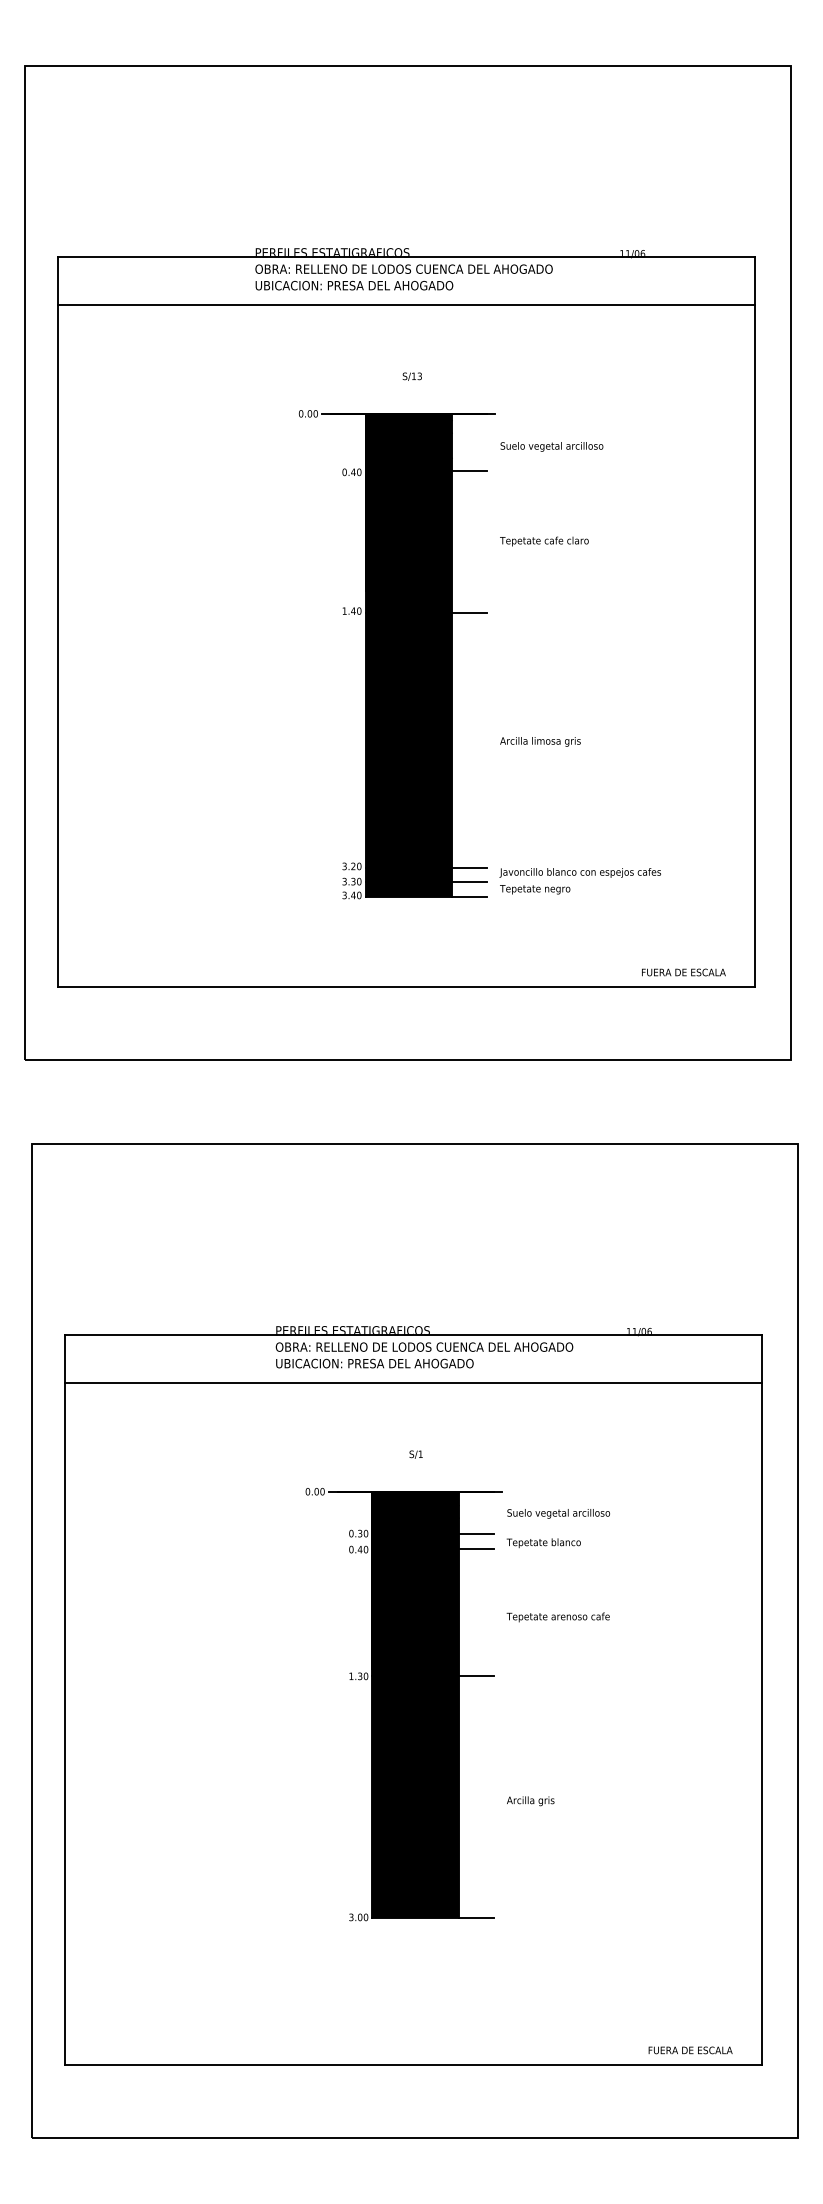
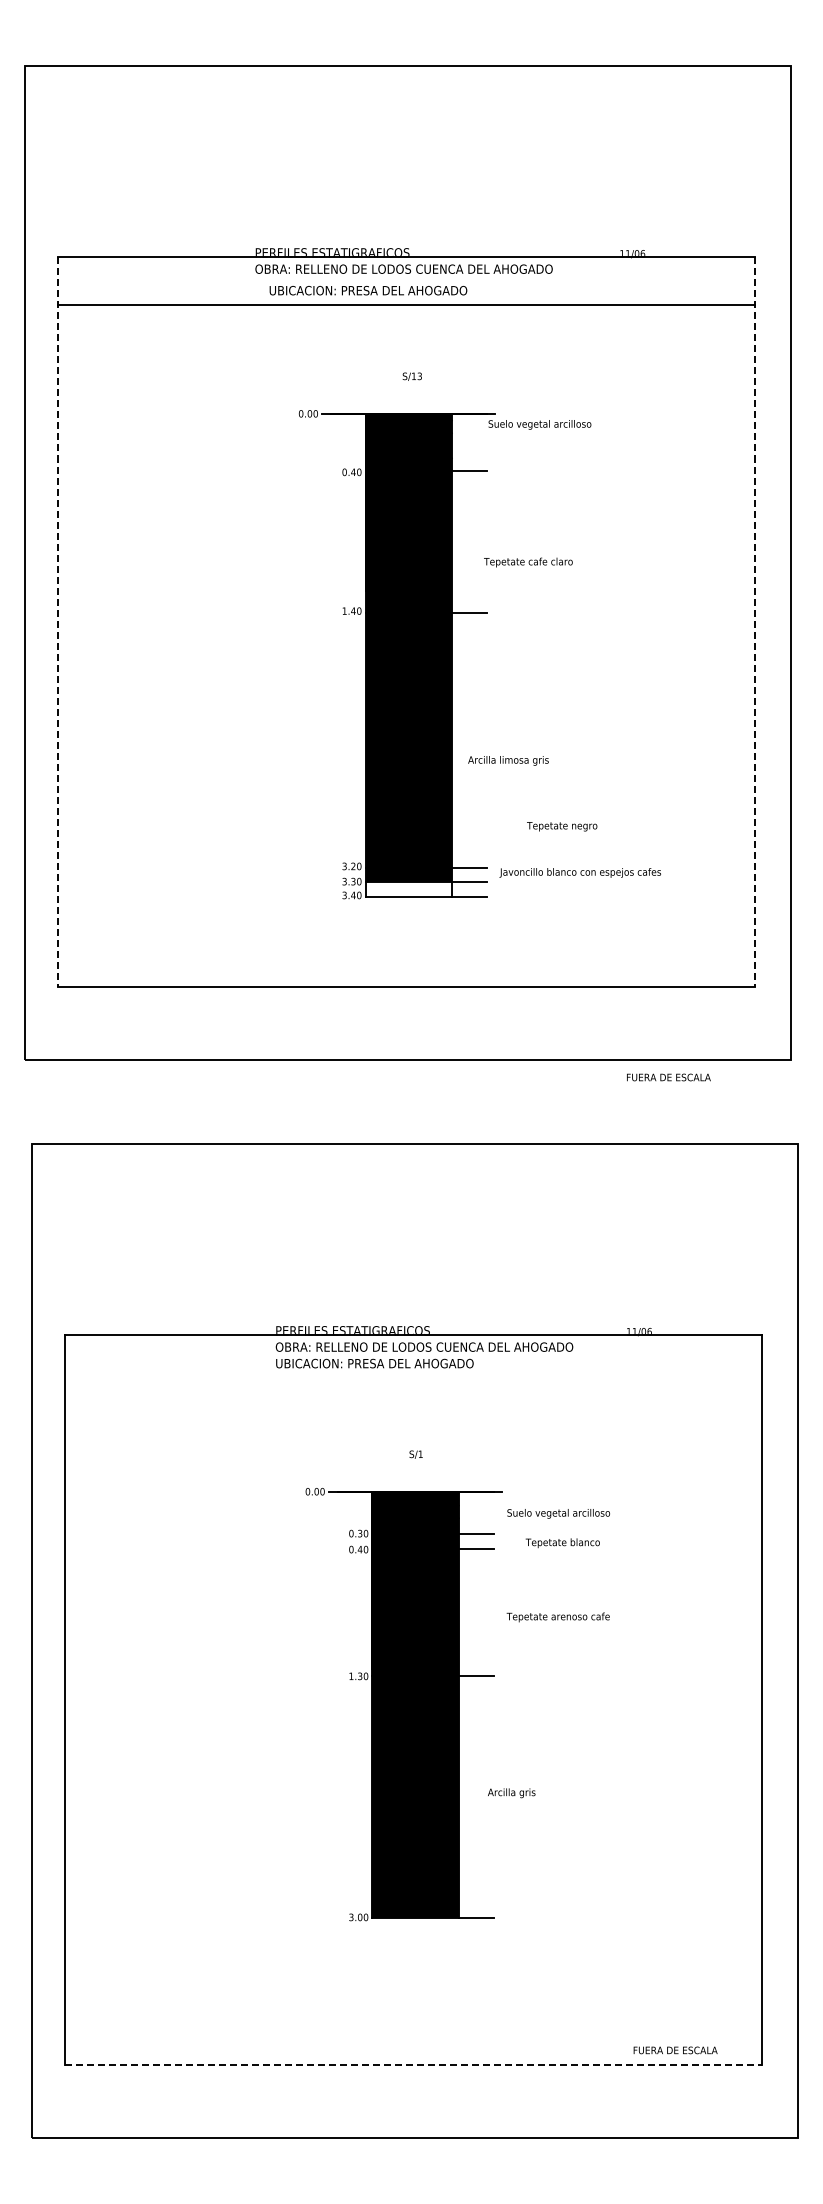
text position: (354, 285) -> (368, 290) (368, 290)
text position: (551, 446) -> (539, 424) (539, 424)
text position: (544, 541) -> (528, 562) (528, 562)
line: solid -> dashed (57, 622)
line: solid -> dashed (755, 622)
text position: (540, 741) -> (508, 760) (508, 760)
fill: present -> none (408, 889)
text position: (535, 889) -> (562, 826) (562, 826)
text position: (683, 972) -> (668, 1077) (668, 1077)
line: present -> none (412, 1382)
text position: (543, 1543) -> (562, 1543) (562, 1543)
text position: (530, 1801) -> (511, 1793) (511, 1793)
text position: (690, 2050) -> (675, 2050) (675, 2050)
line: solid -> dashed (413, 2064)
